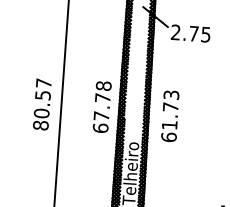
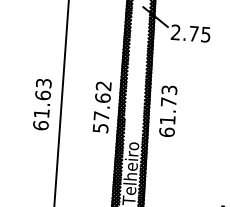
text: 80.57 -> 61.63 (42, 104)
text: 67.78 -> 57.62 (101, 107)
text position: (170, 115) -> (168, 110) (168, 110)
